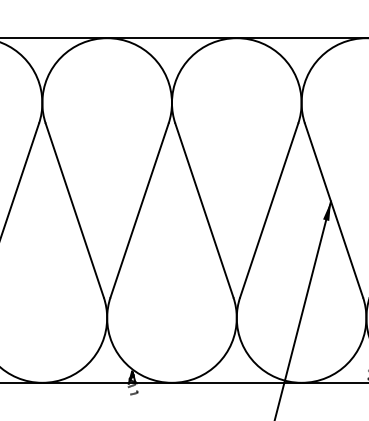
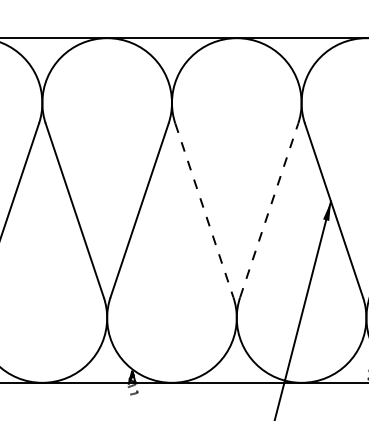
line: solid -> dashed (204, 210)
line: solid -> dashed (269, 210)
